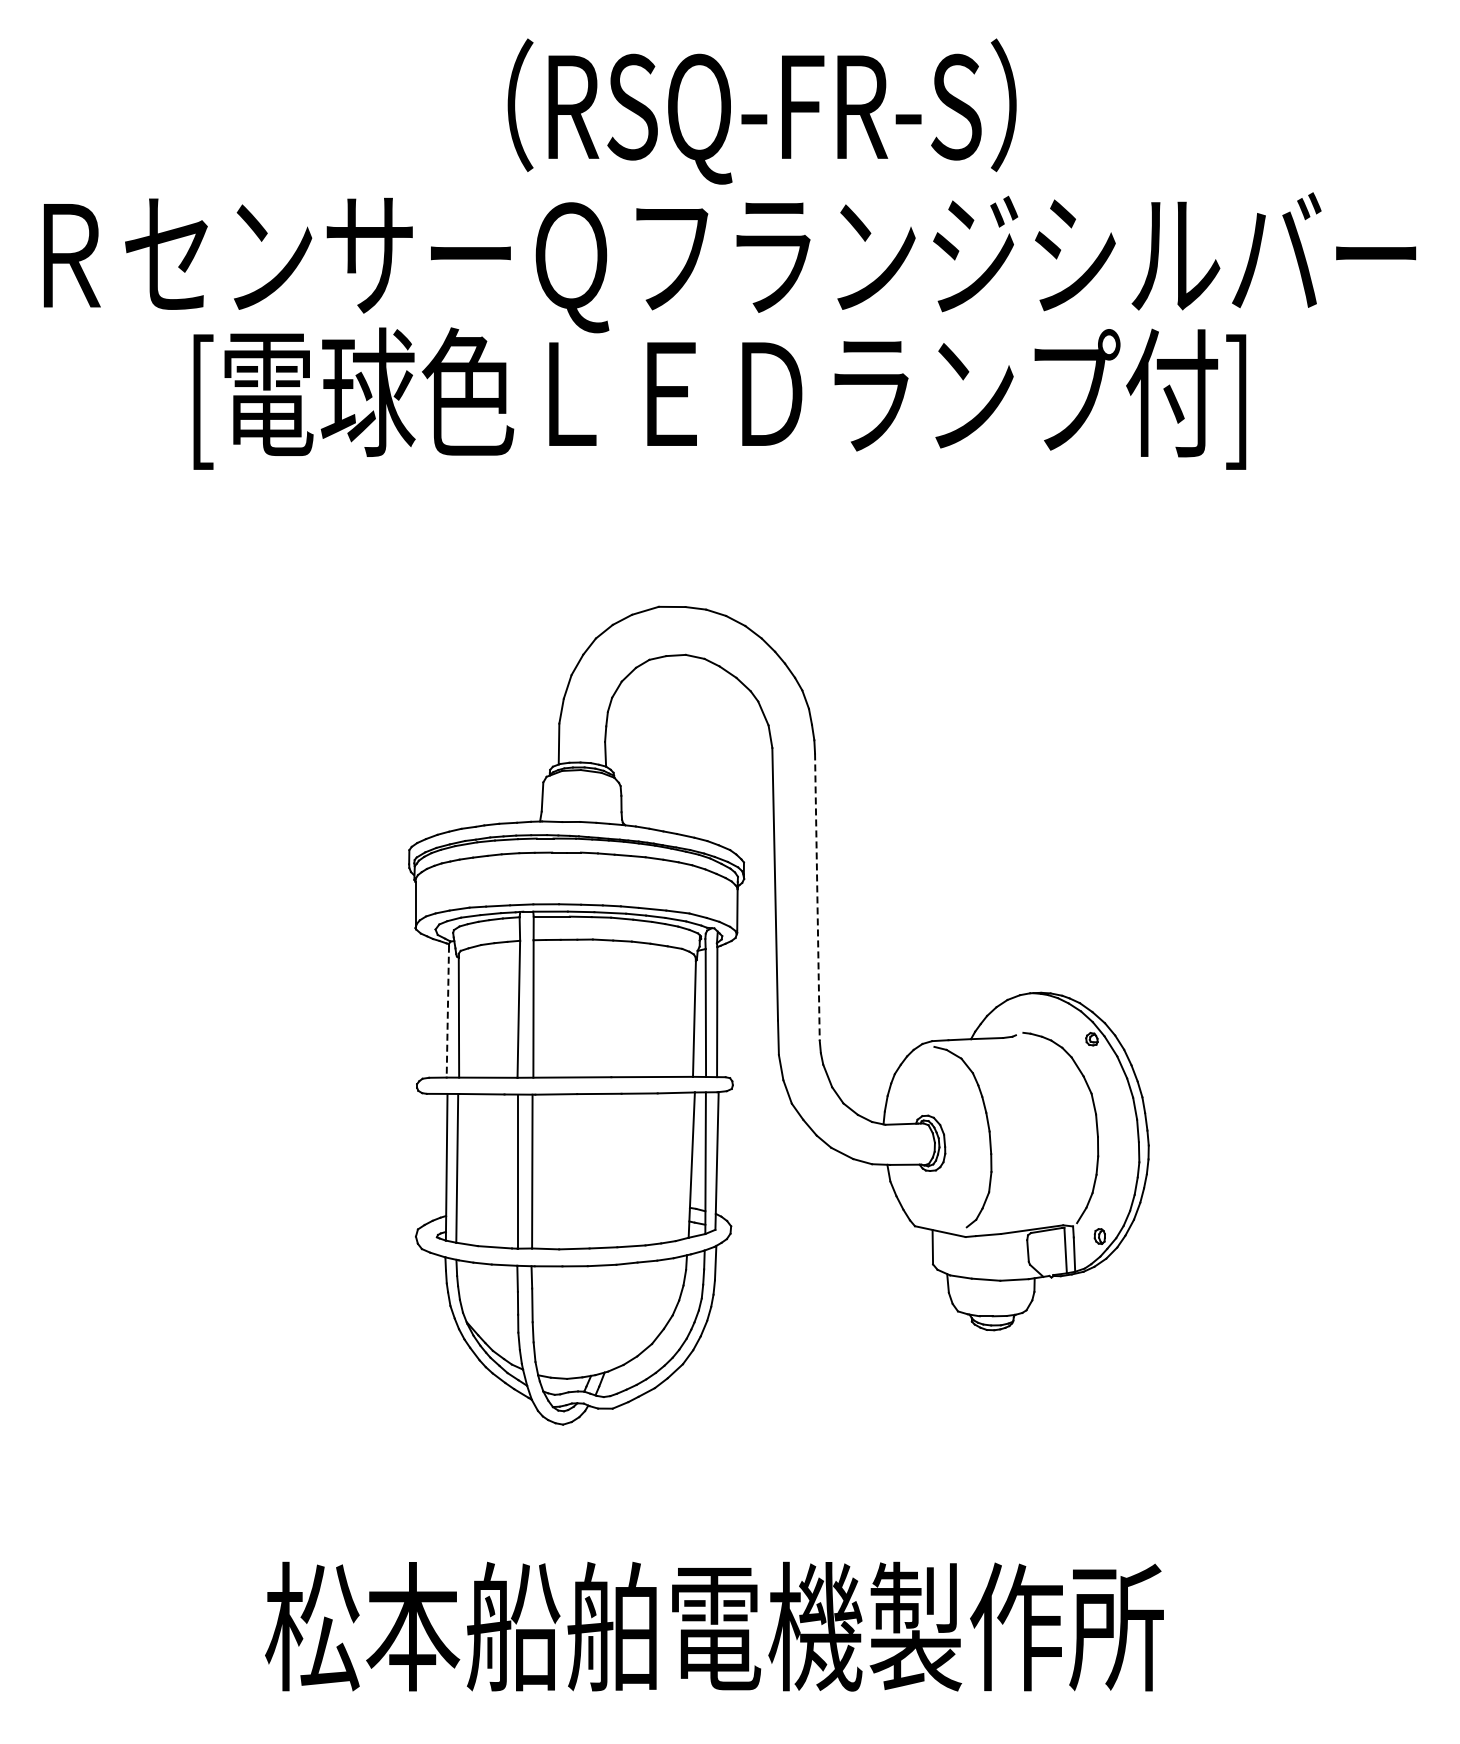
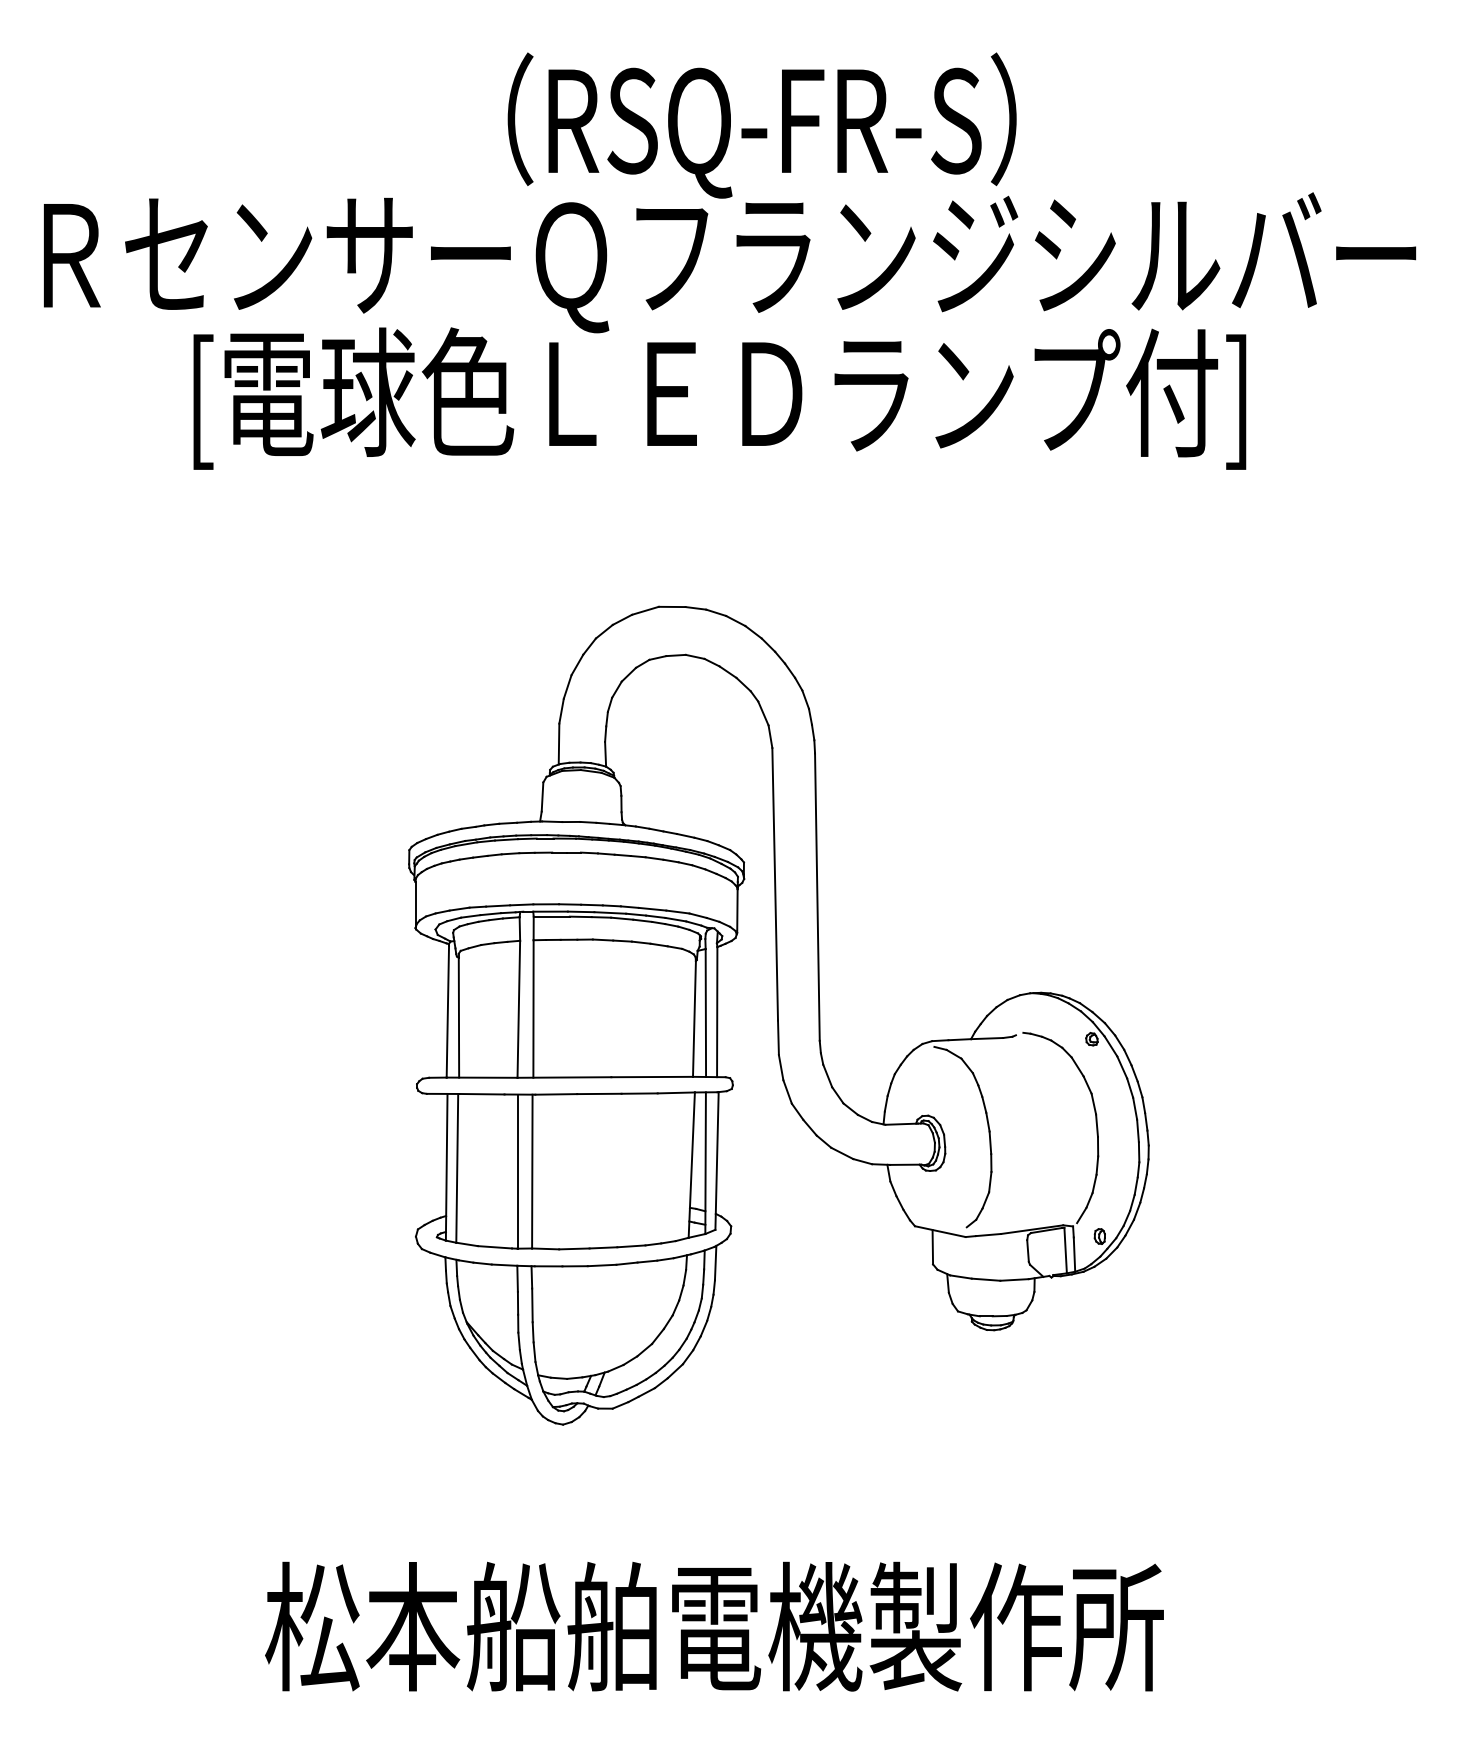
text position: (761, 111) -> (761, 125) (761, 125)
line: dashed -> solid (817, 897)
line: dashed -> solid (447, 1011)
